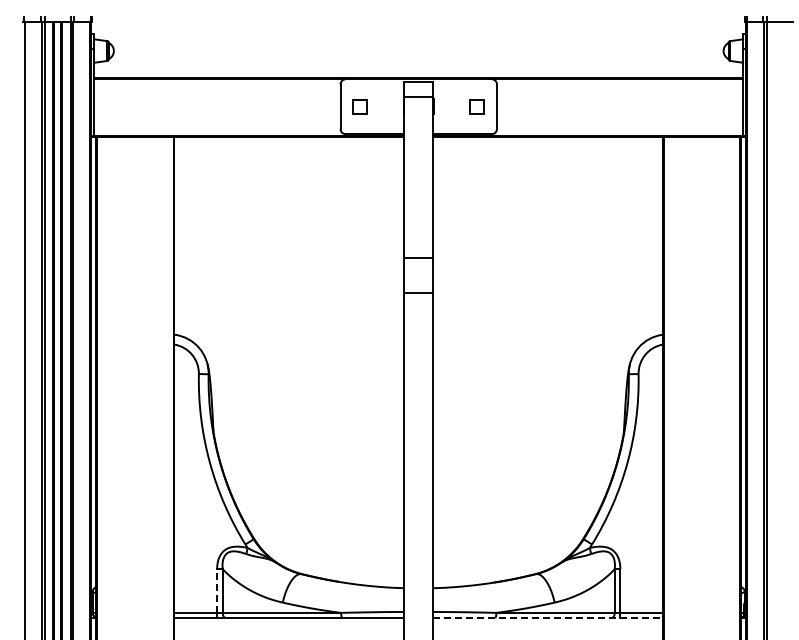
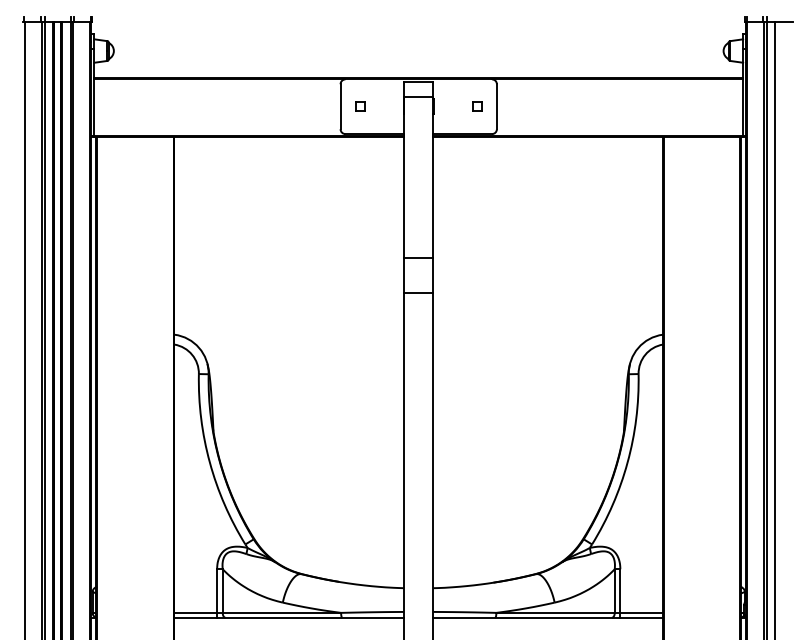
part size: 16x16 px -> 11x11 px (360, 106)
part size: 16x16 px -> 11x11 px (477, 106)
line: none -> present (775, 328)
line: dashed -> solid (217, 591)
line: dashed -> solid (548, 617)
